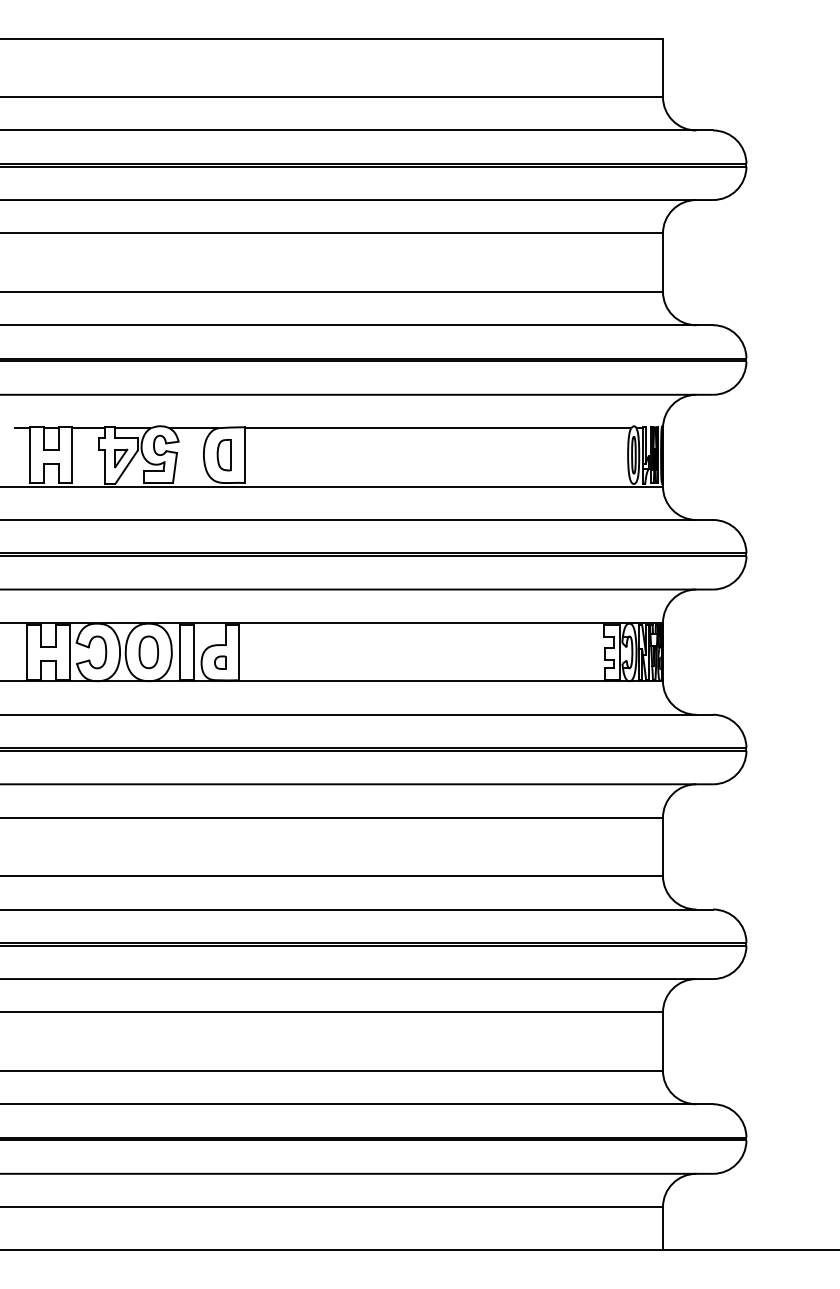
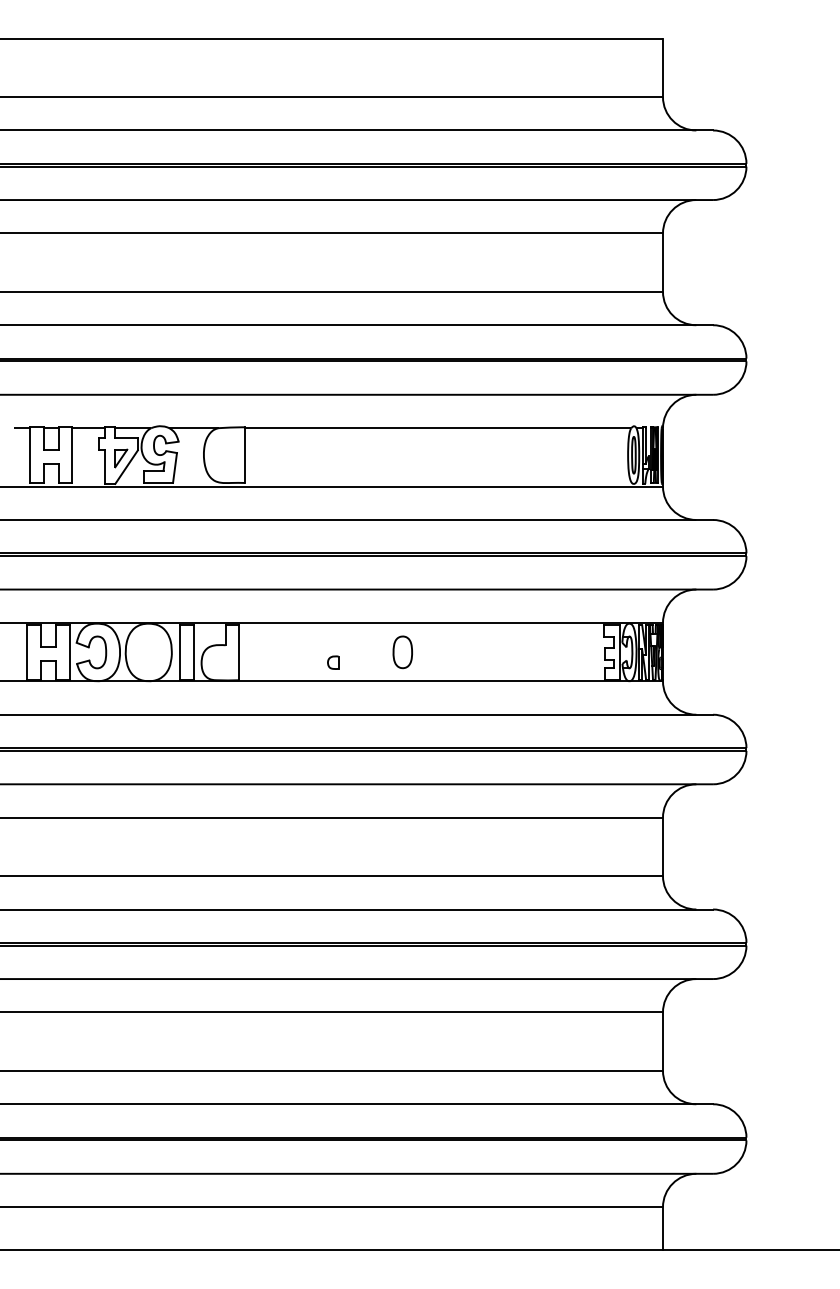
part: present -> none (223, 455)
part position: (148, 652) -> (402, 652) (402, 652)
part position: (220, 662) -> (333, 662) (333, 662)
